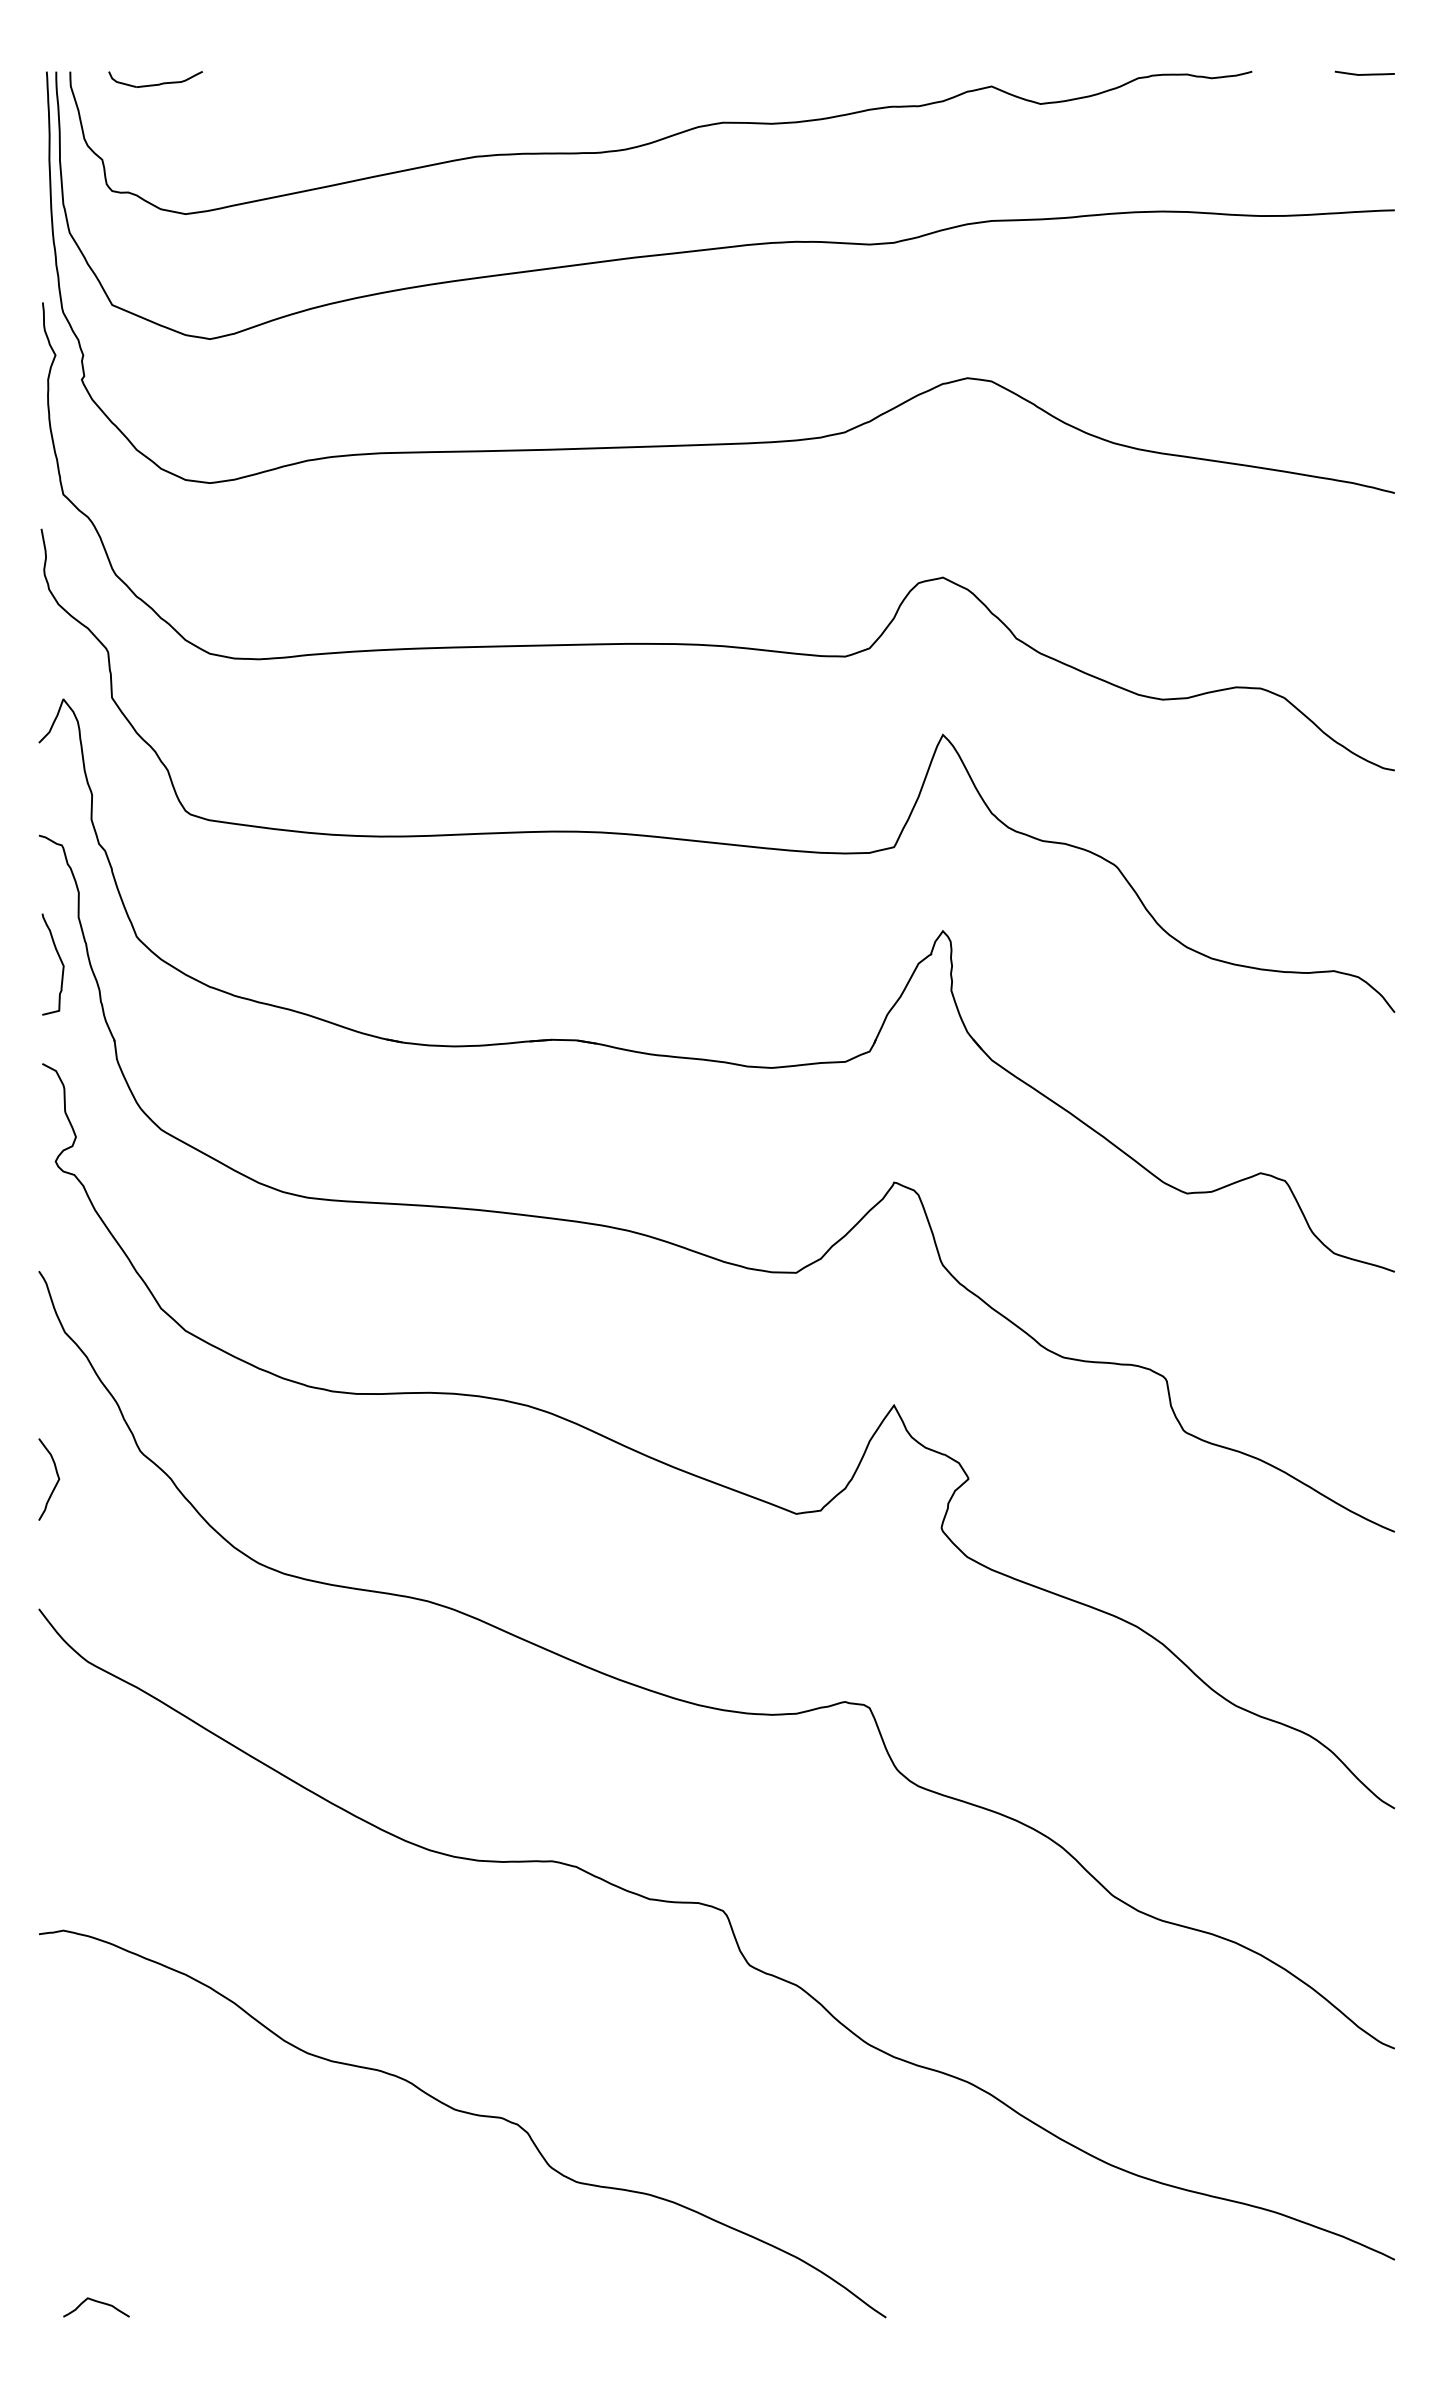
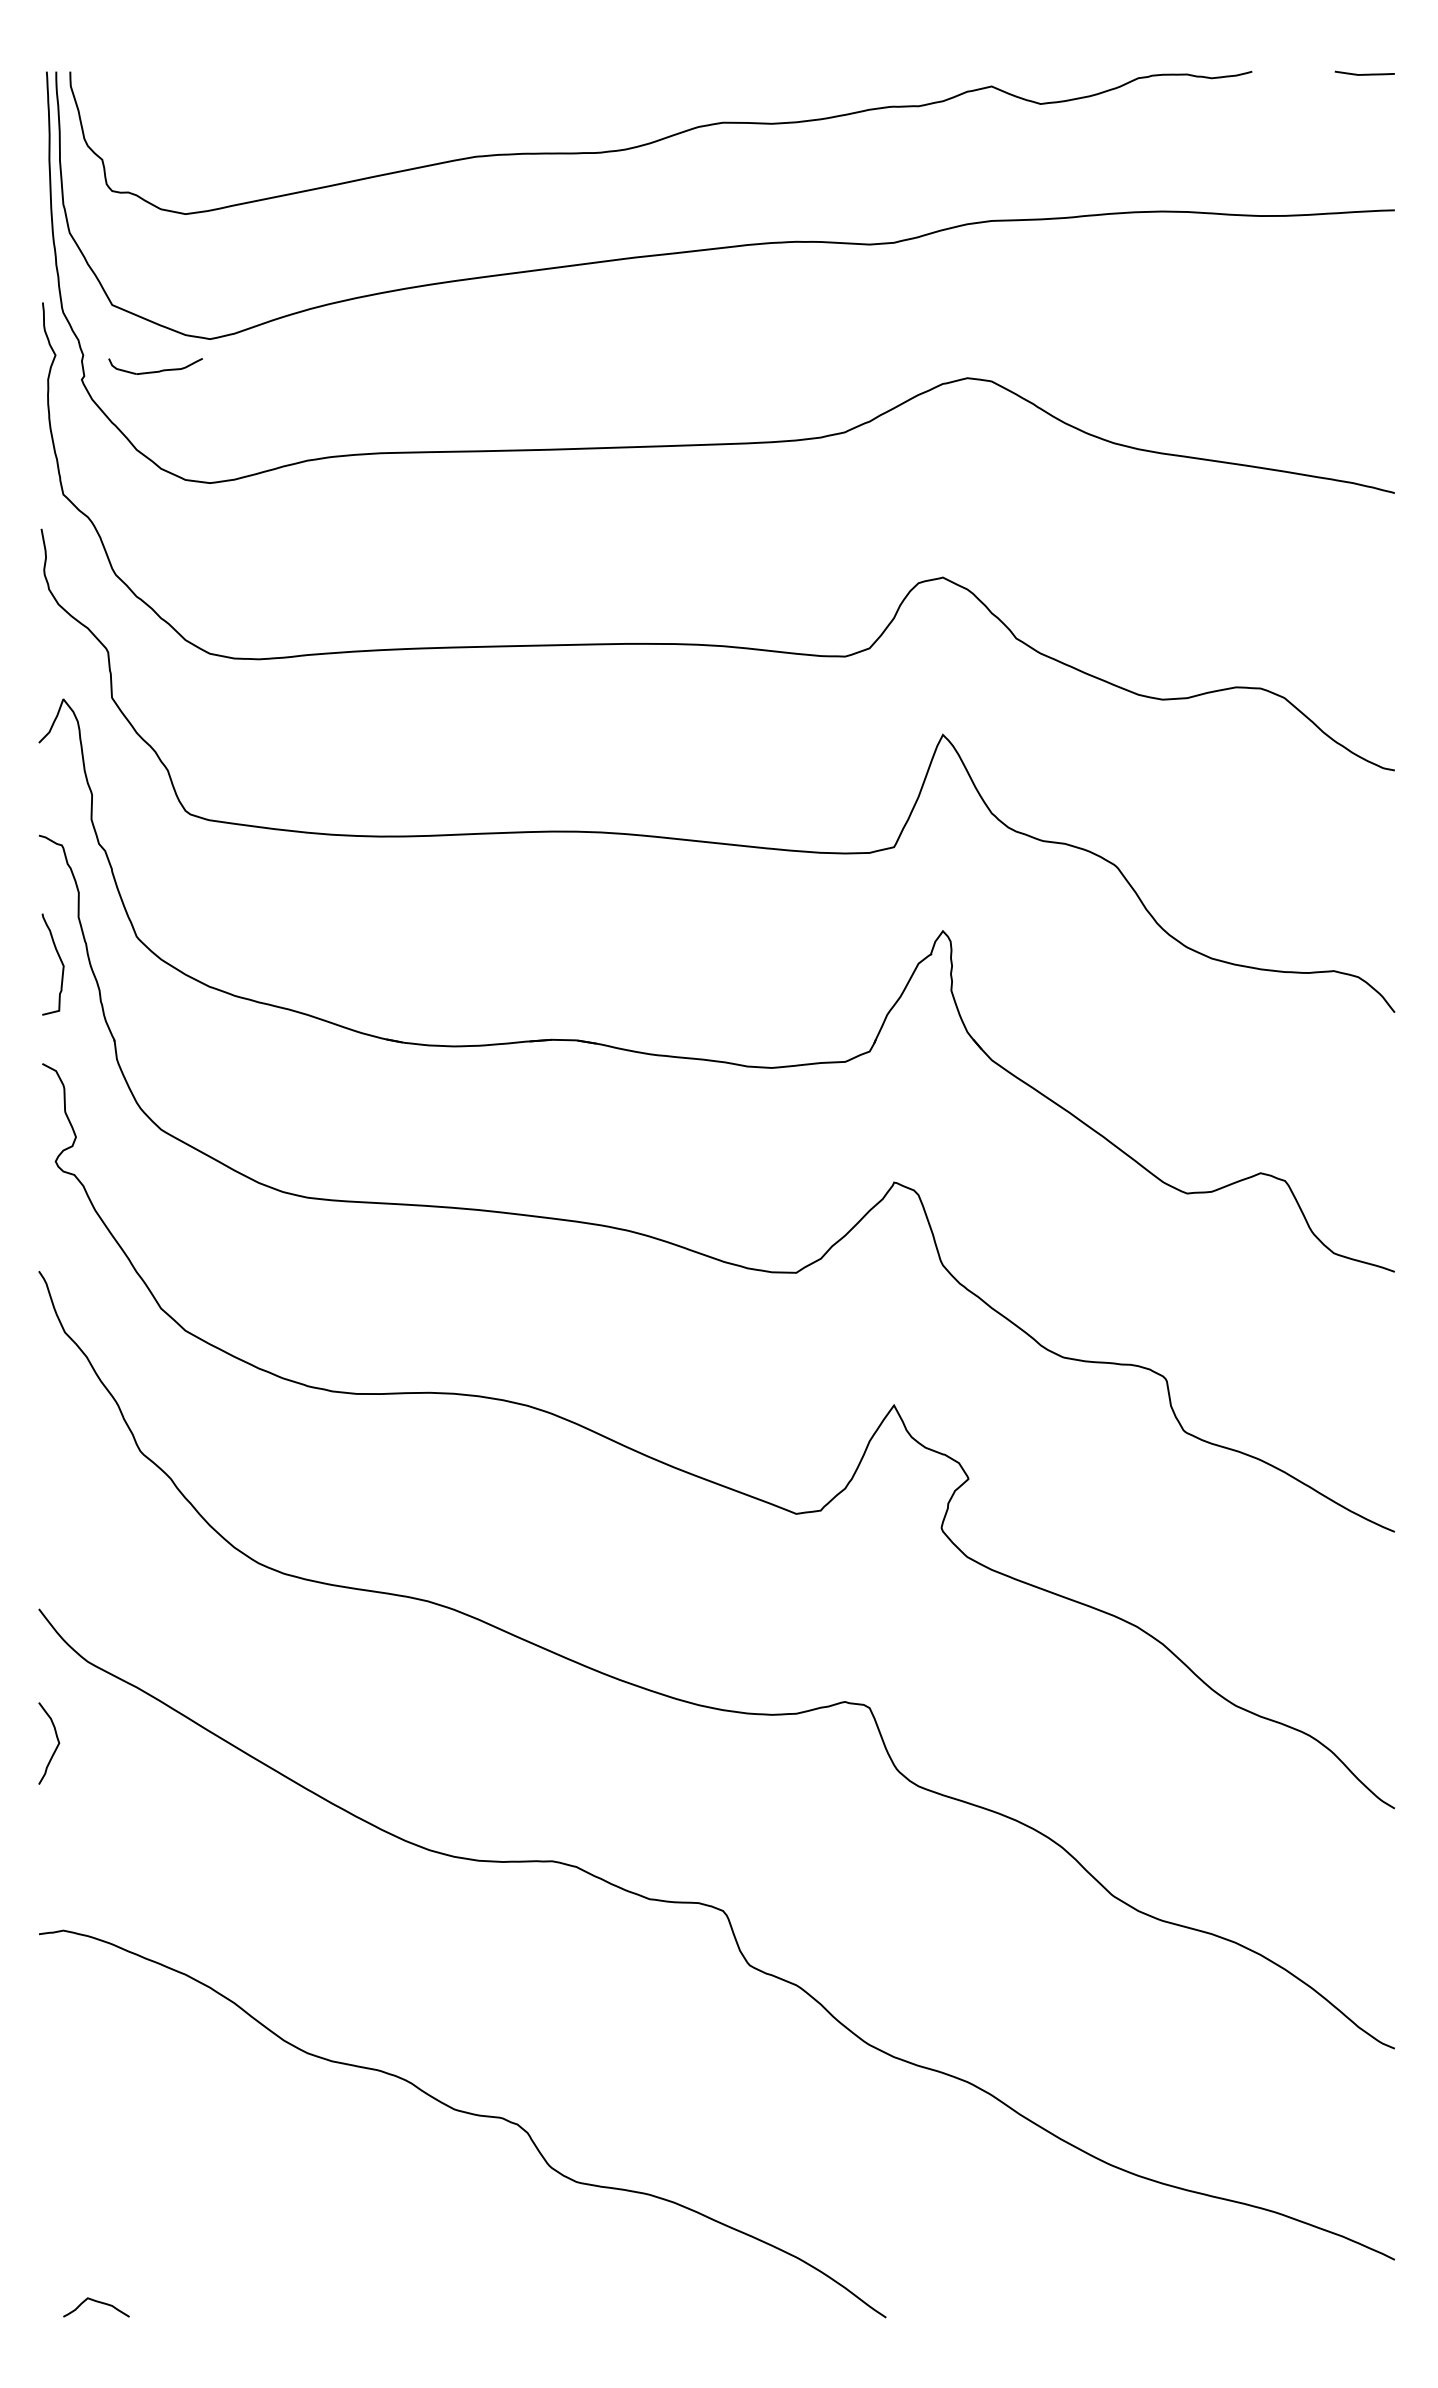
part position: (155, 79) -> (155, 366) (155, 366)
curve position: (56, 1482) -> (56, 1746) (56, 1746)
